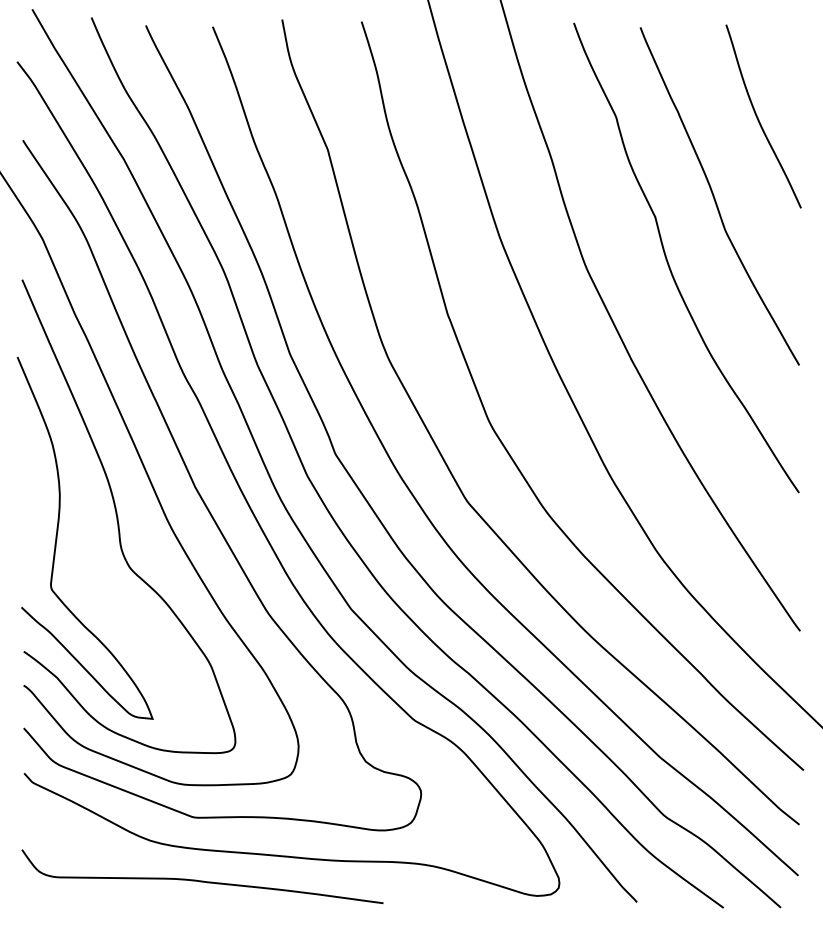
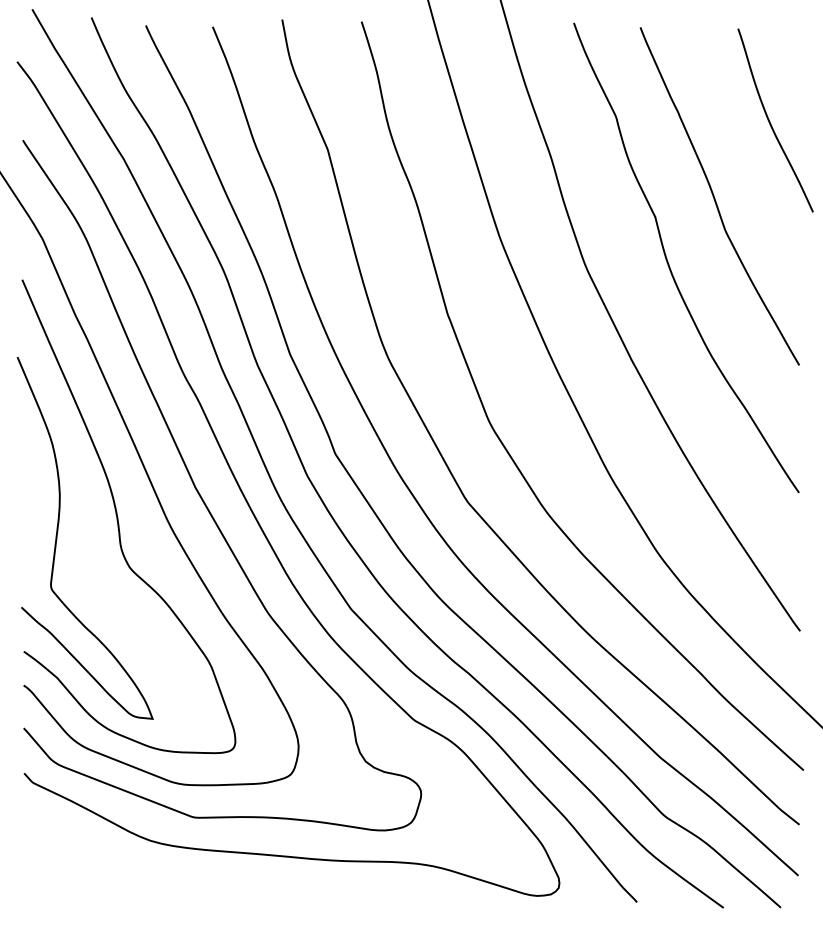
curve position: (759, 119) -> (771, 123) (771, 123)
curve: present -> none (202, 880)
